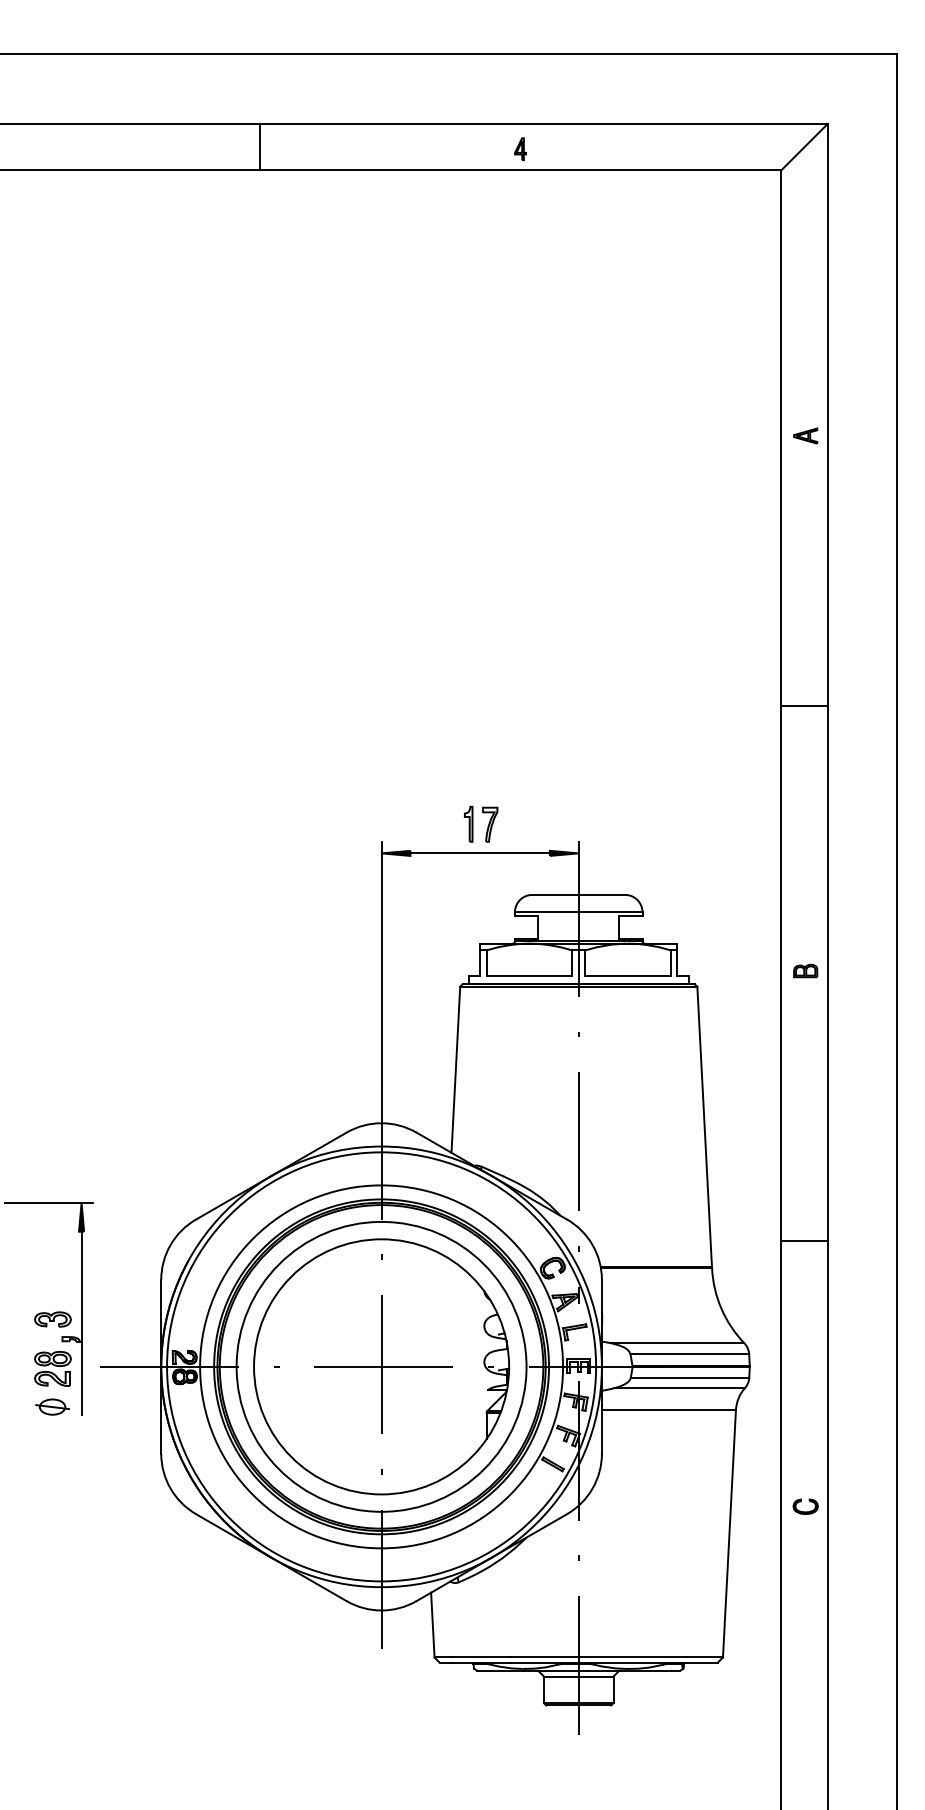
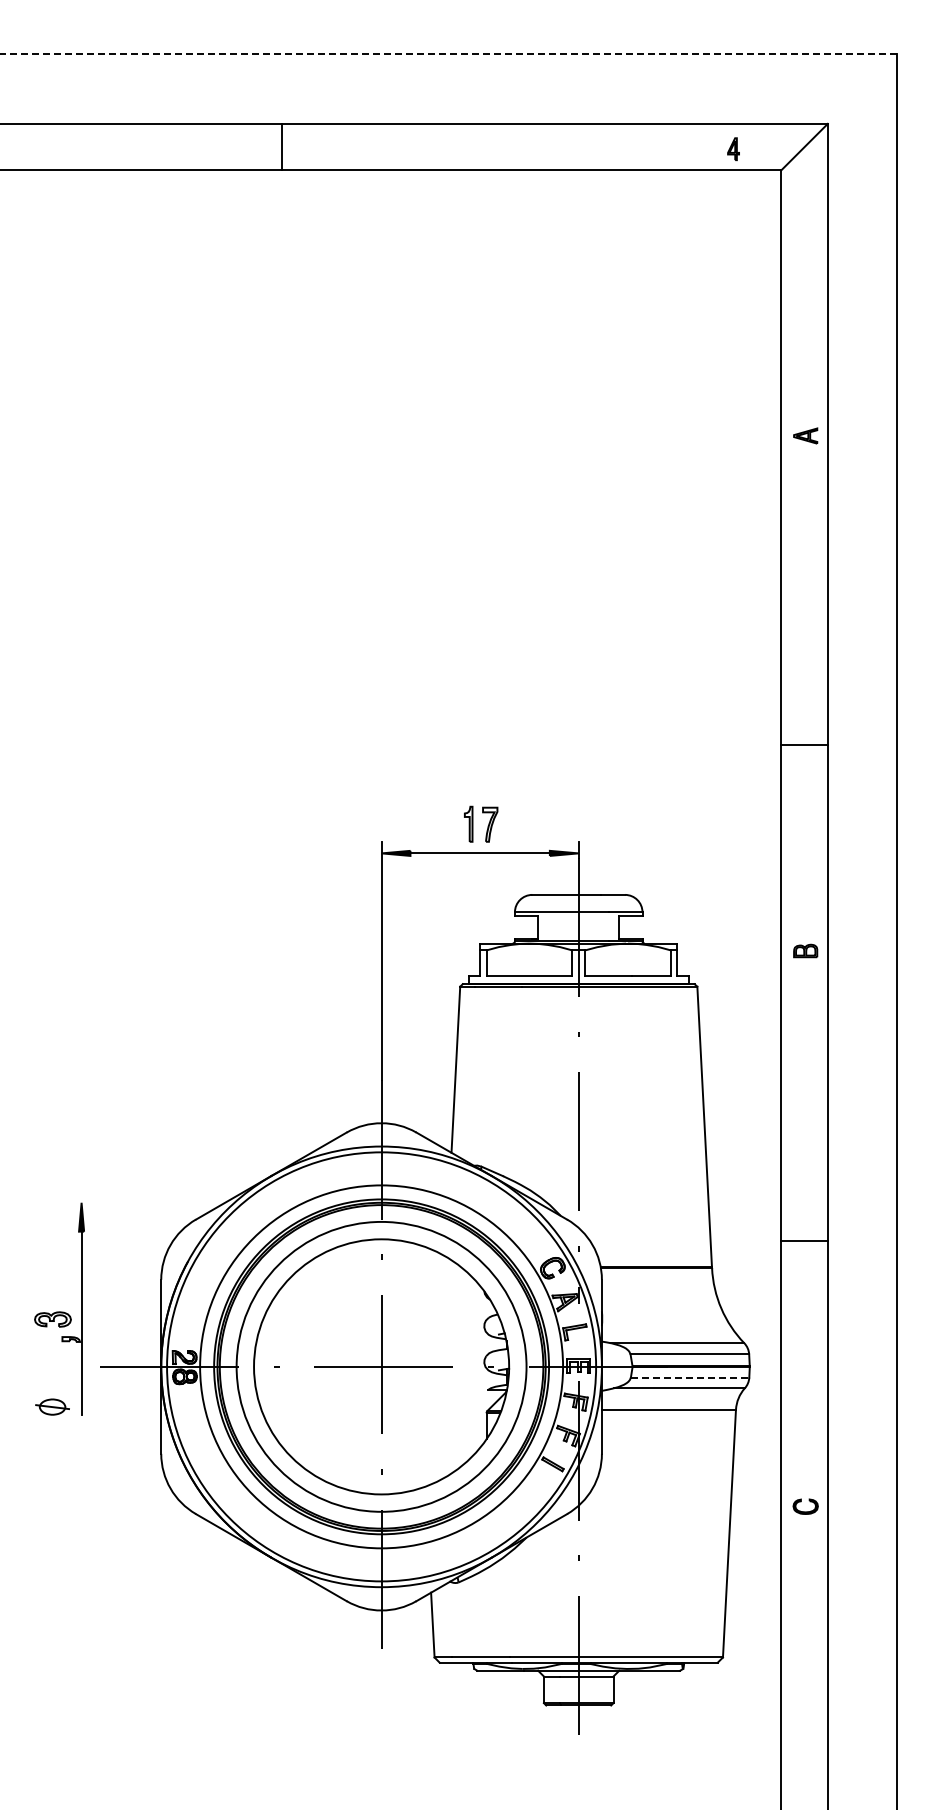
line: solid -> dashed (448, 54)
line position: (259, 146) -> (281, 146) (281, 146)
part position: (520, 149) -> (733, 149) (733, 149)
line position: (804, 705) -> (804, 744) (804, 744)
part position: (805, 970) -> (805, 950) (805, 950)
line: present -> none (48, 1202)
part: present -> none (52, 1368)
line: solid -> dashed (690, 1377)
